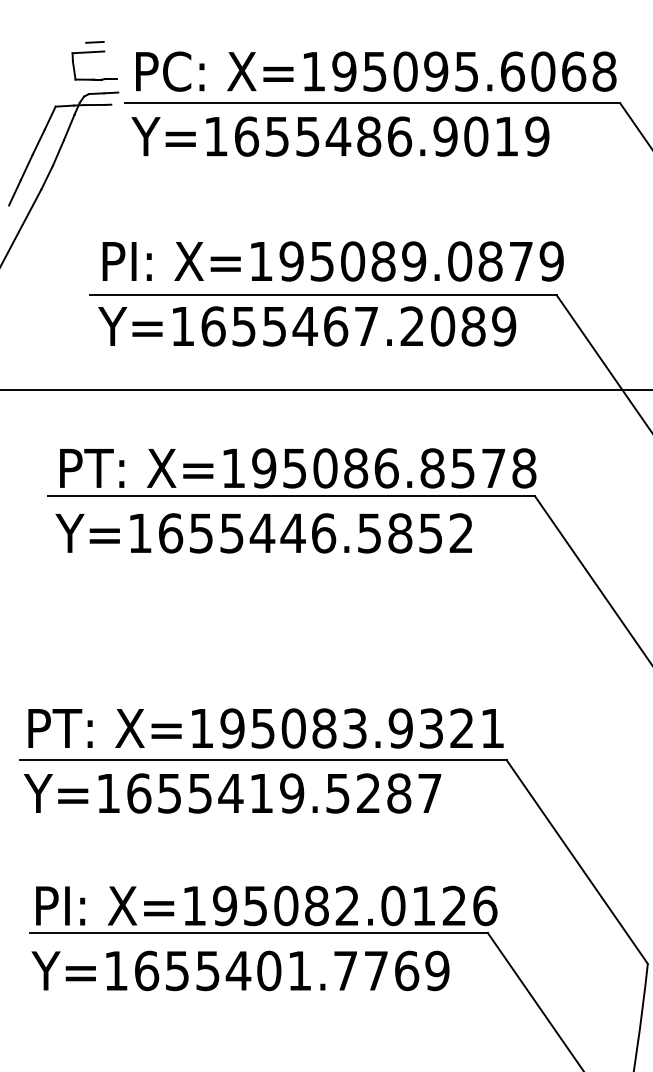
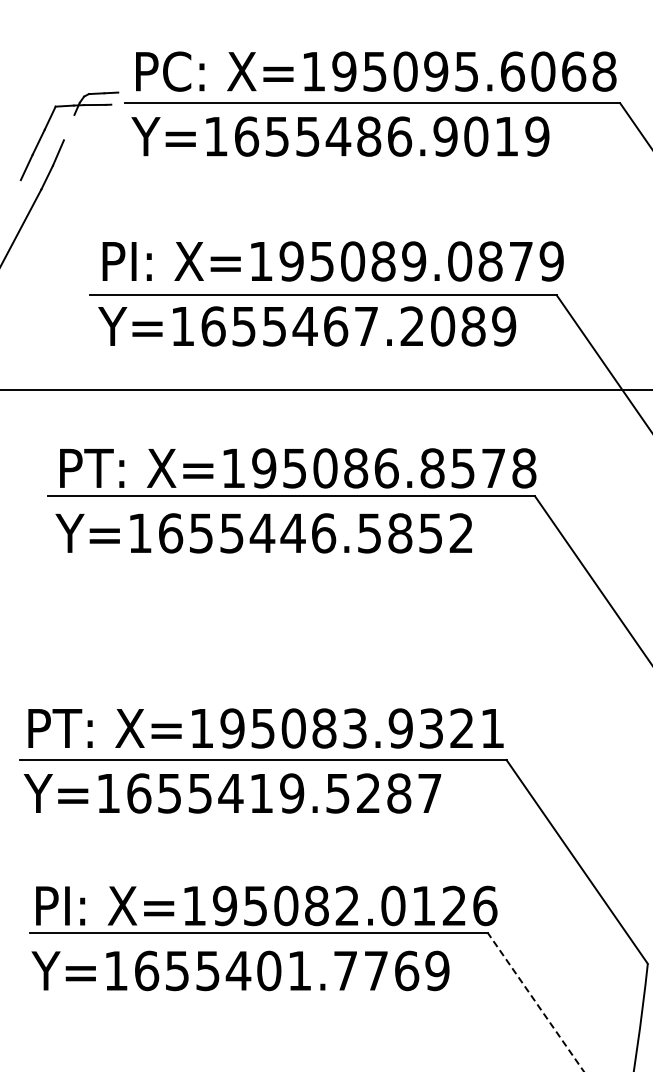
part: present -> none (91, 53)
line: present -> none (68, 127)
line: present -> none (14, 192)
line: solid -> dashed (535, 1002)
